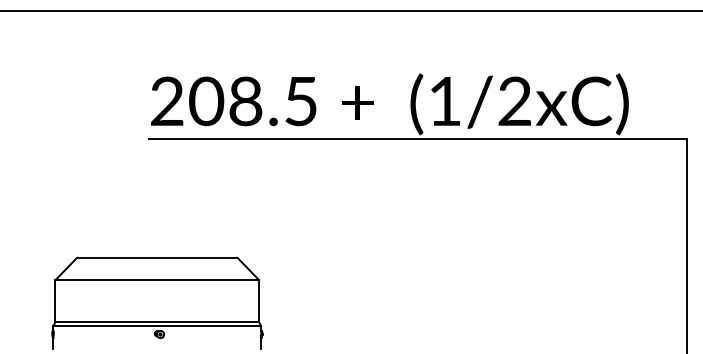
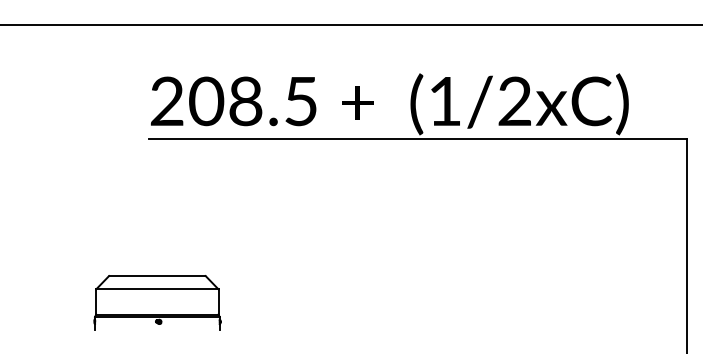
line position: (350, 10) -> (350, 24) (350, 24)
part size: 213x94 px -> 129x56 px (157, 302)
